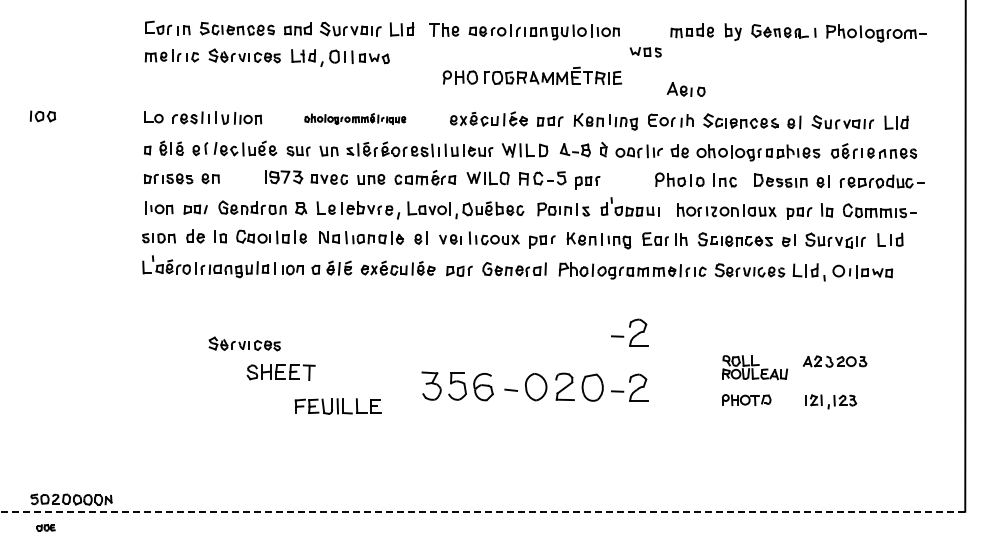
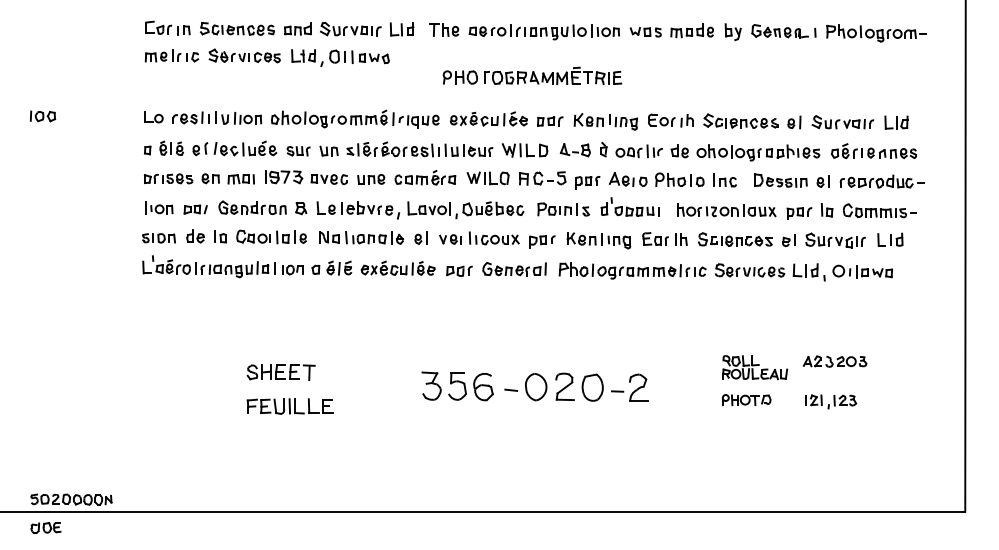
part position: (645, 52) -> (645, 32) (645, 32)
part position: (685, 89) -> (627, 179) (627, 179)
part size: 103x12 px -> 169x20 px (355, 118)
part: none -> present (240, 179)
part: present -> none (629, 332)
part: present -> none (244, 343)
part position: (337, 406) -> (289, 406) (289, 406)
line: dashed -> solid (482, 511)
part size: 20x8 px -> 32x12 px (45, 527)
